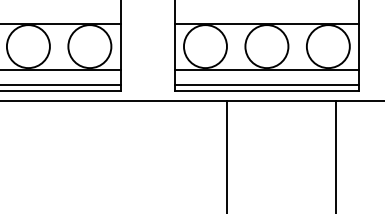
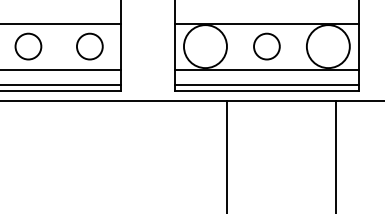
circle diameter: 43 px -> 26 px (28, 46)
circle diameter: 43 px -> 26 px (89, 46)
circle diameter: 43 px -> 26 px (266, 46)
